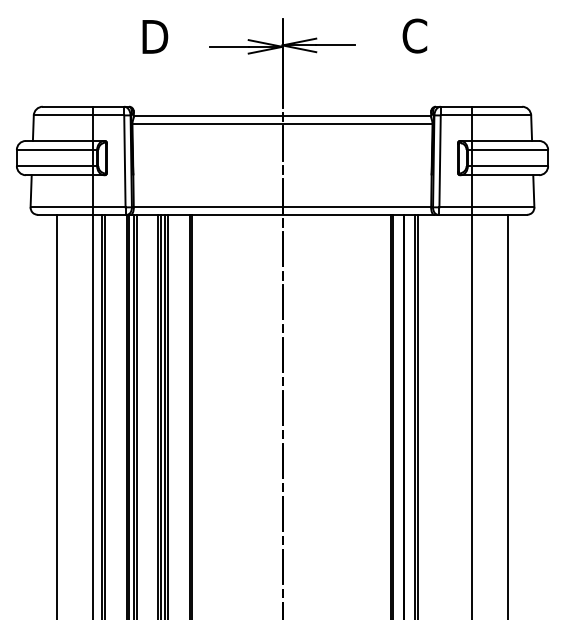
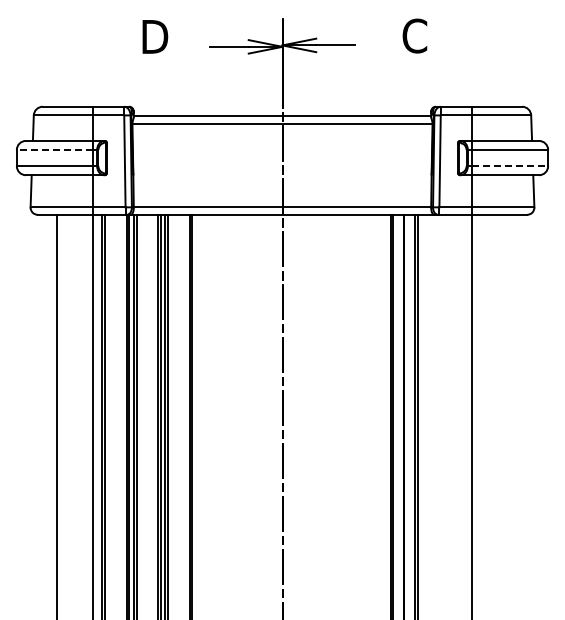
line: solid -> dashed (54, 149)
line: solid -> dashed (510, 166)
line: present -> none (507, 415)
